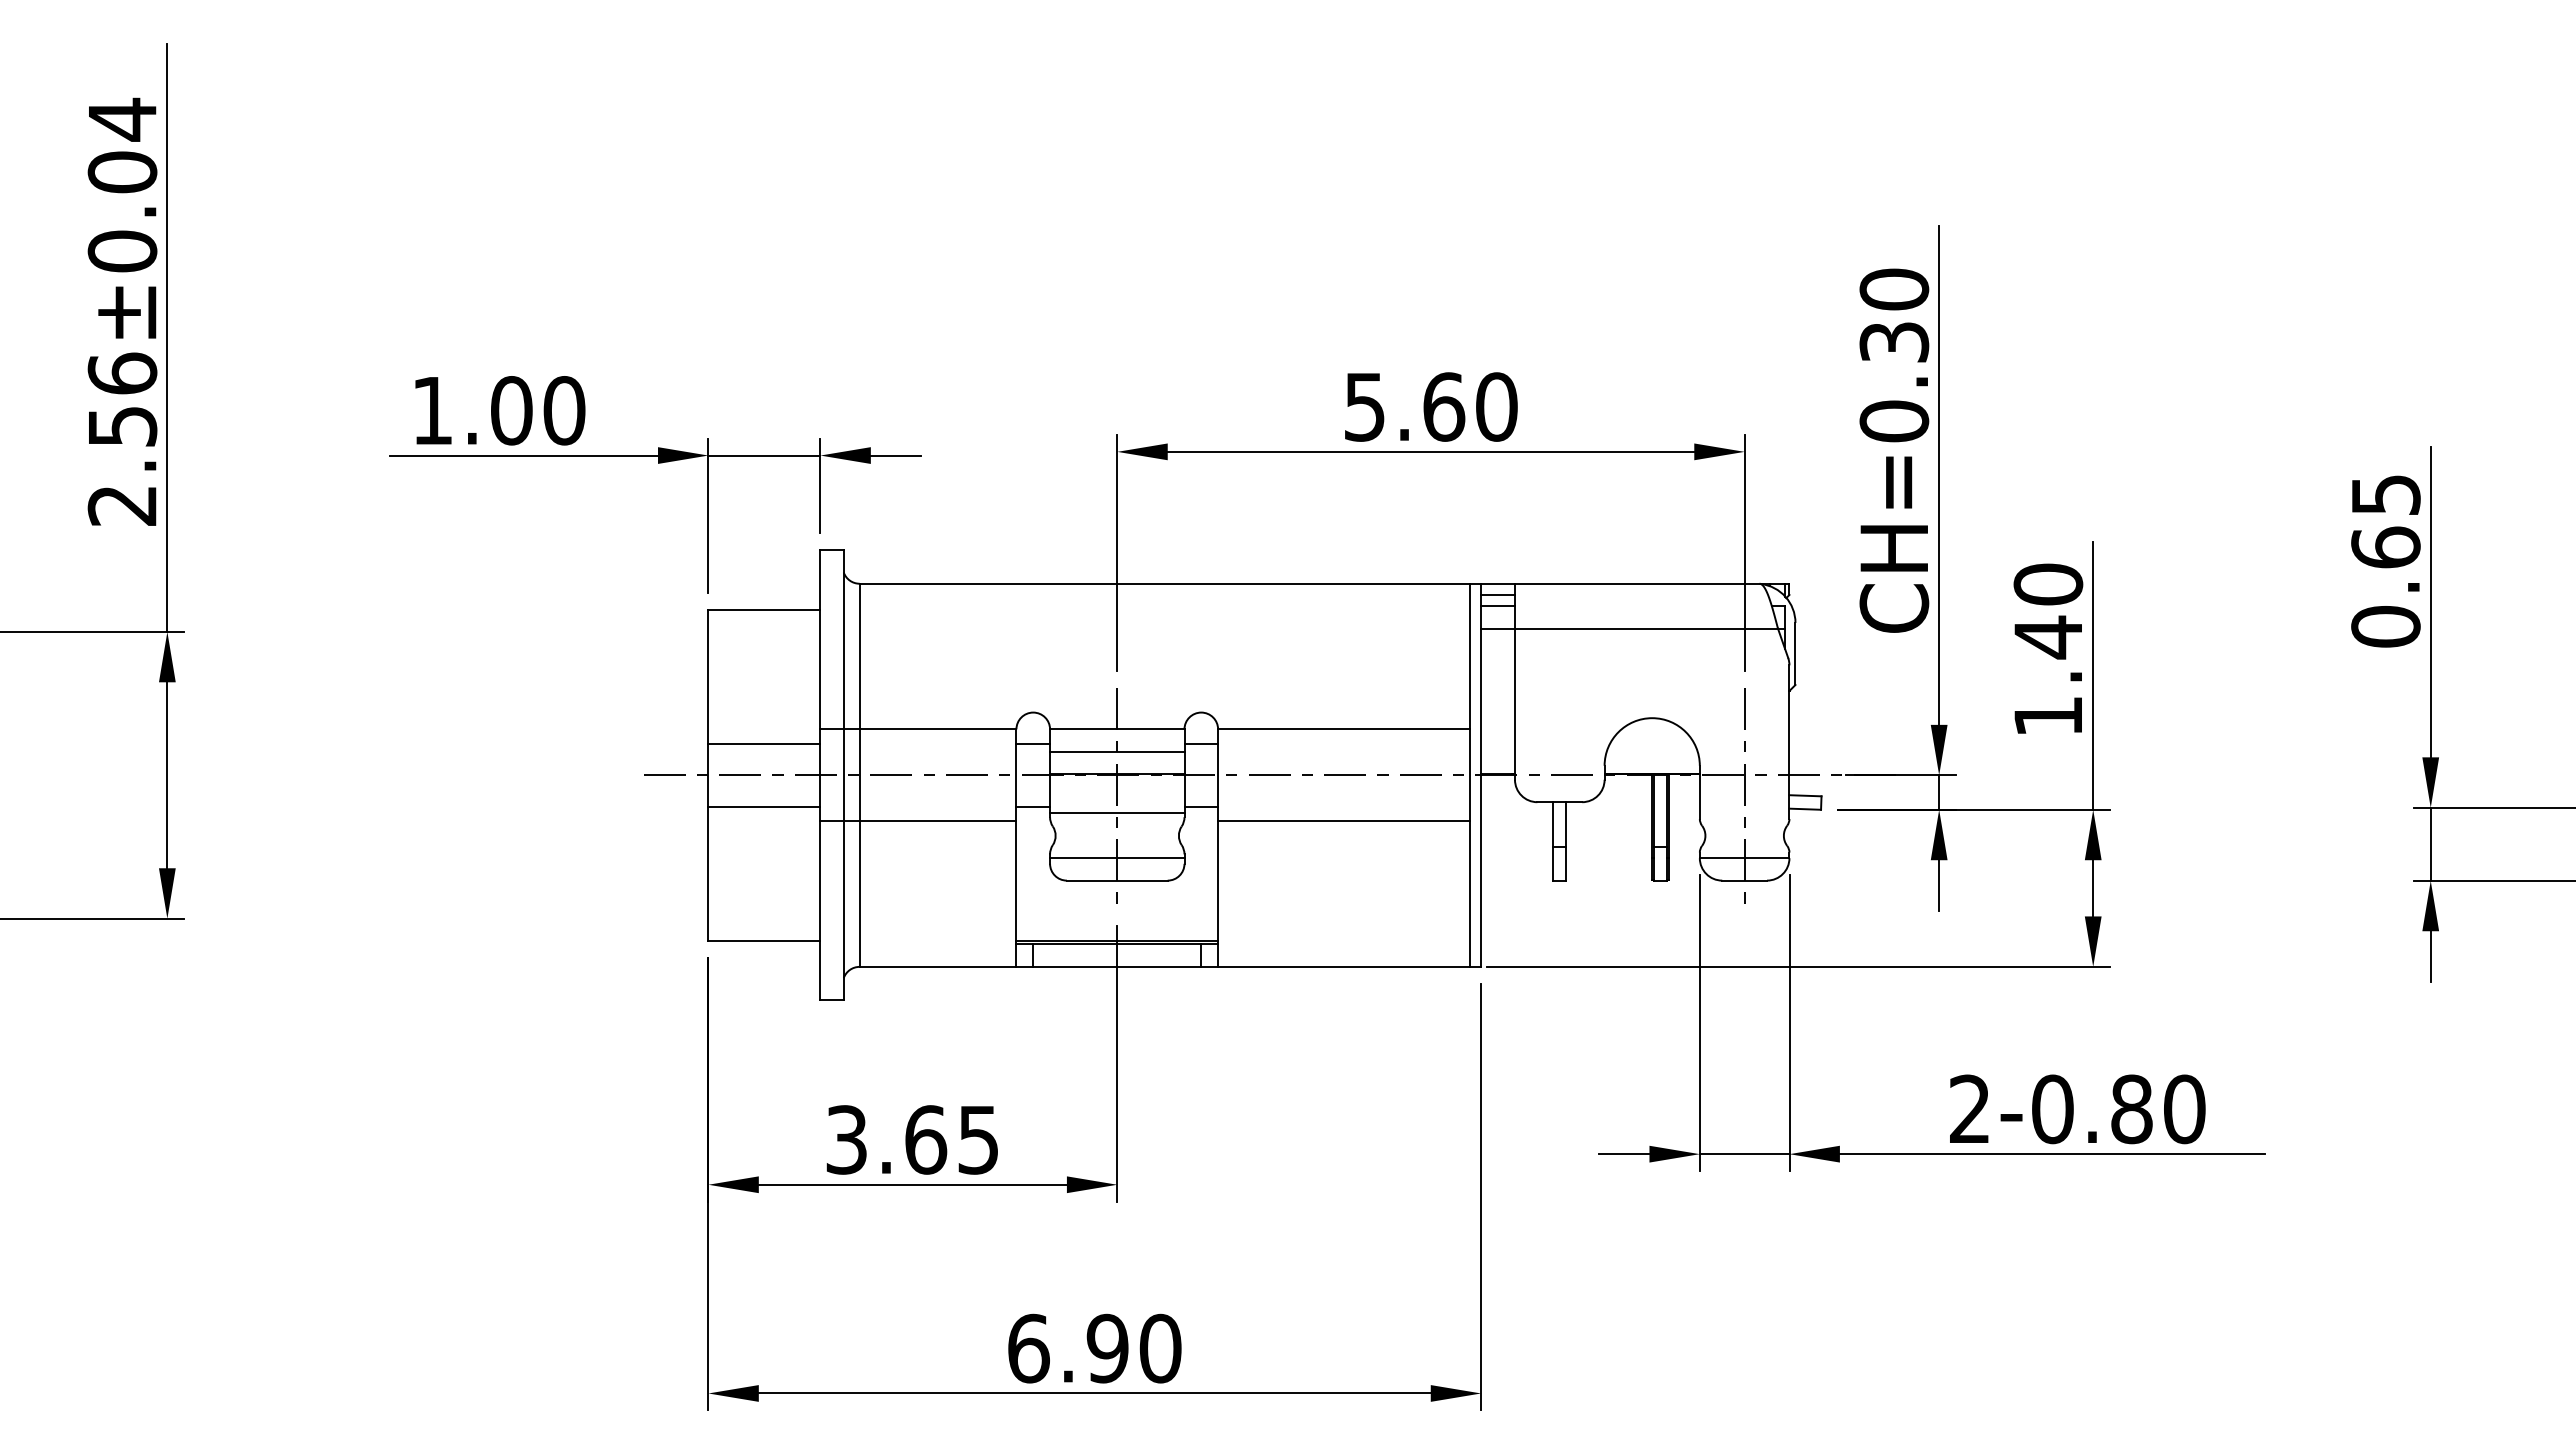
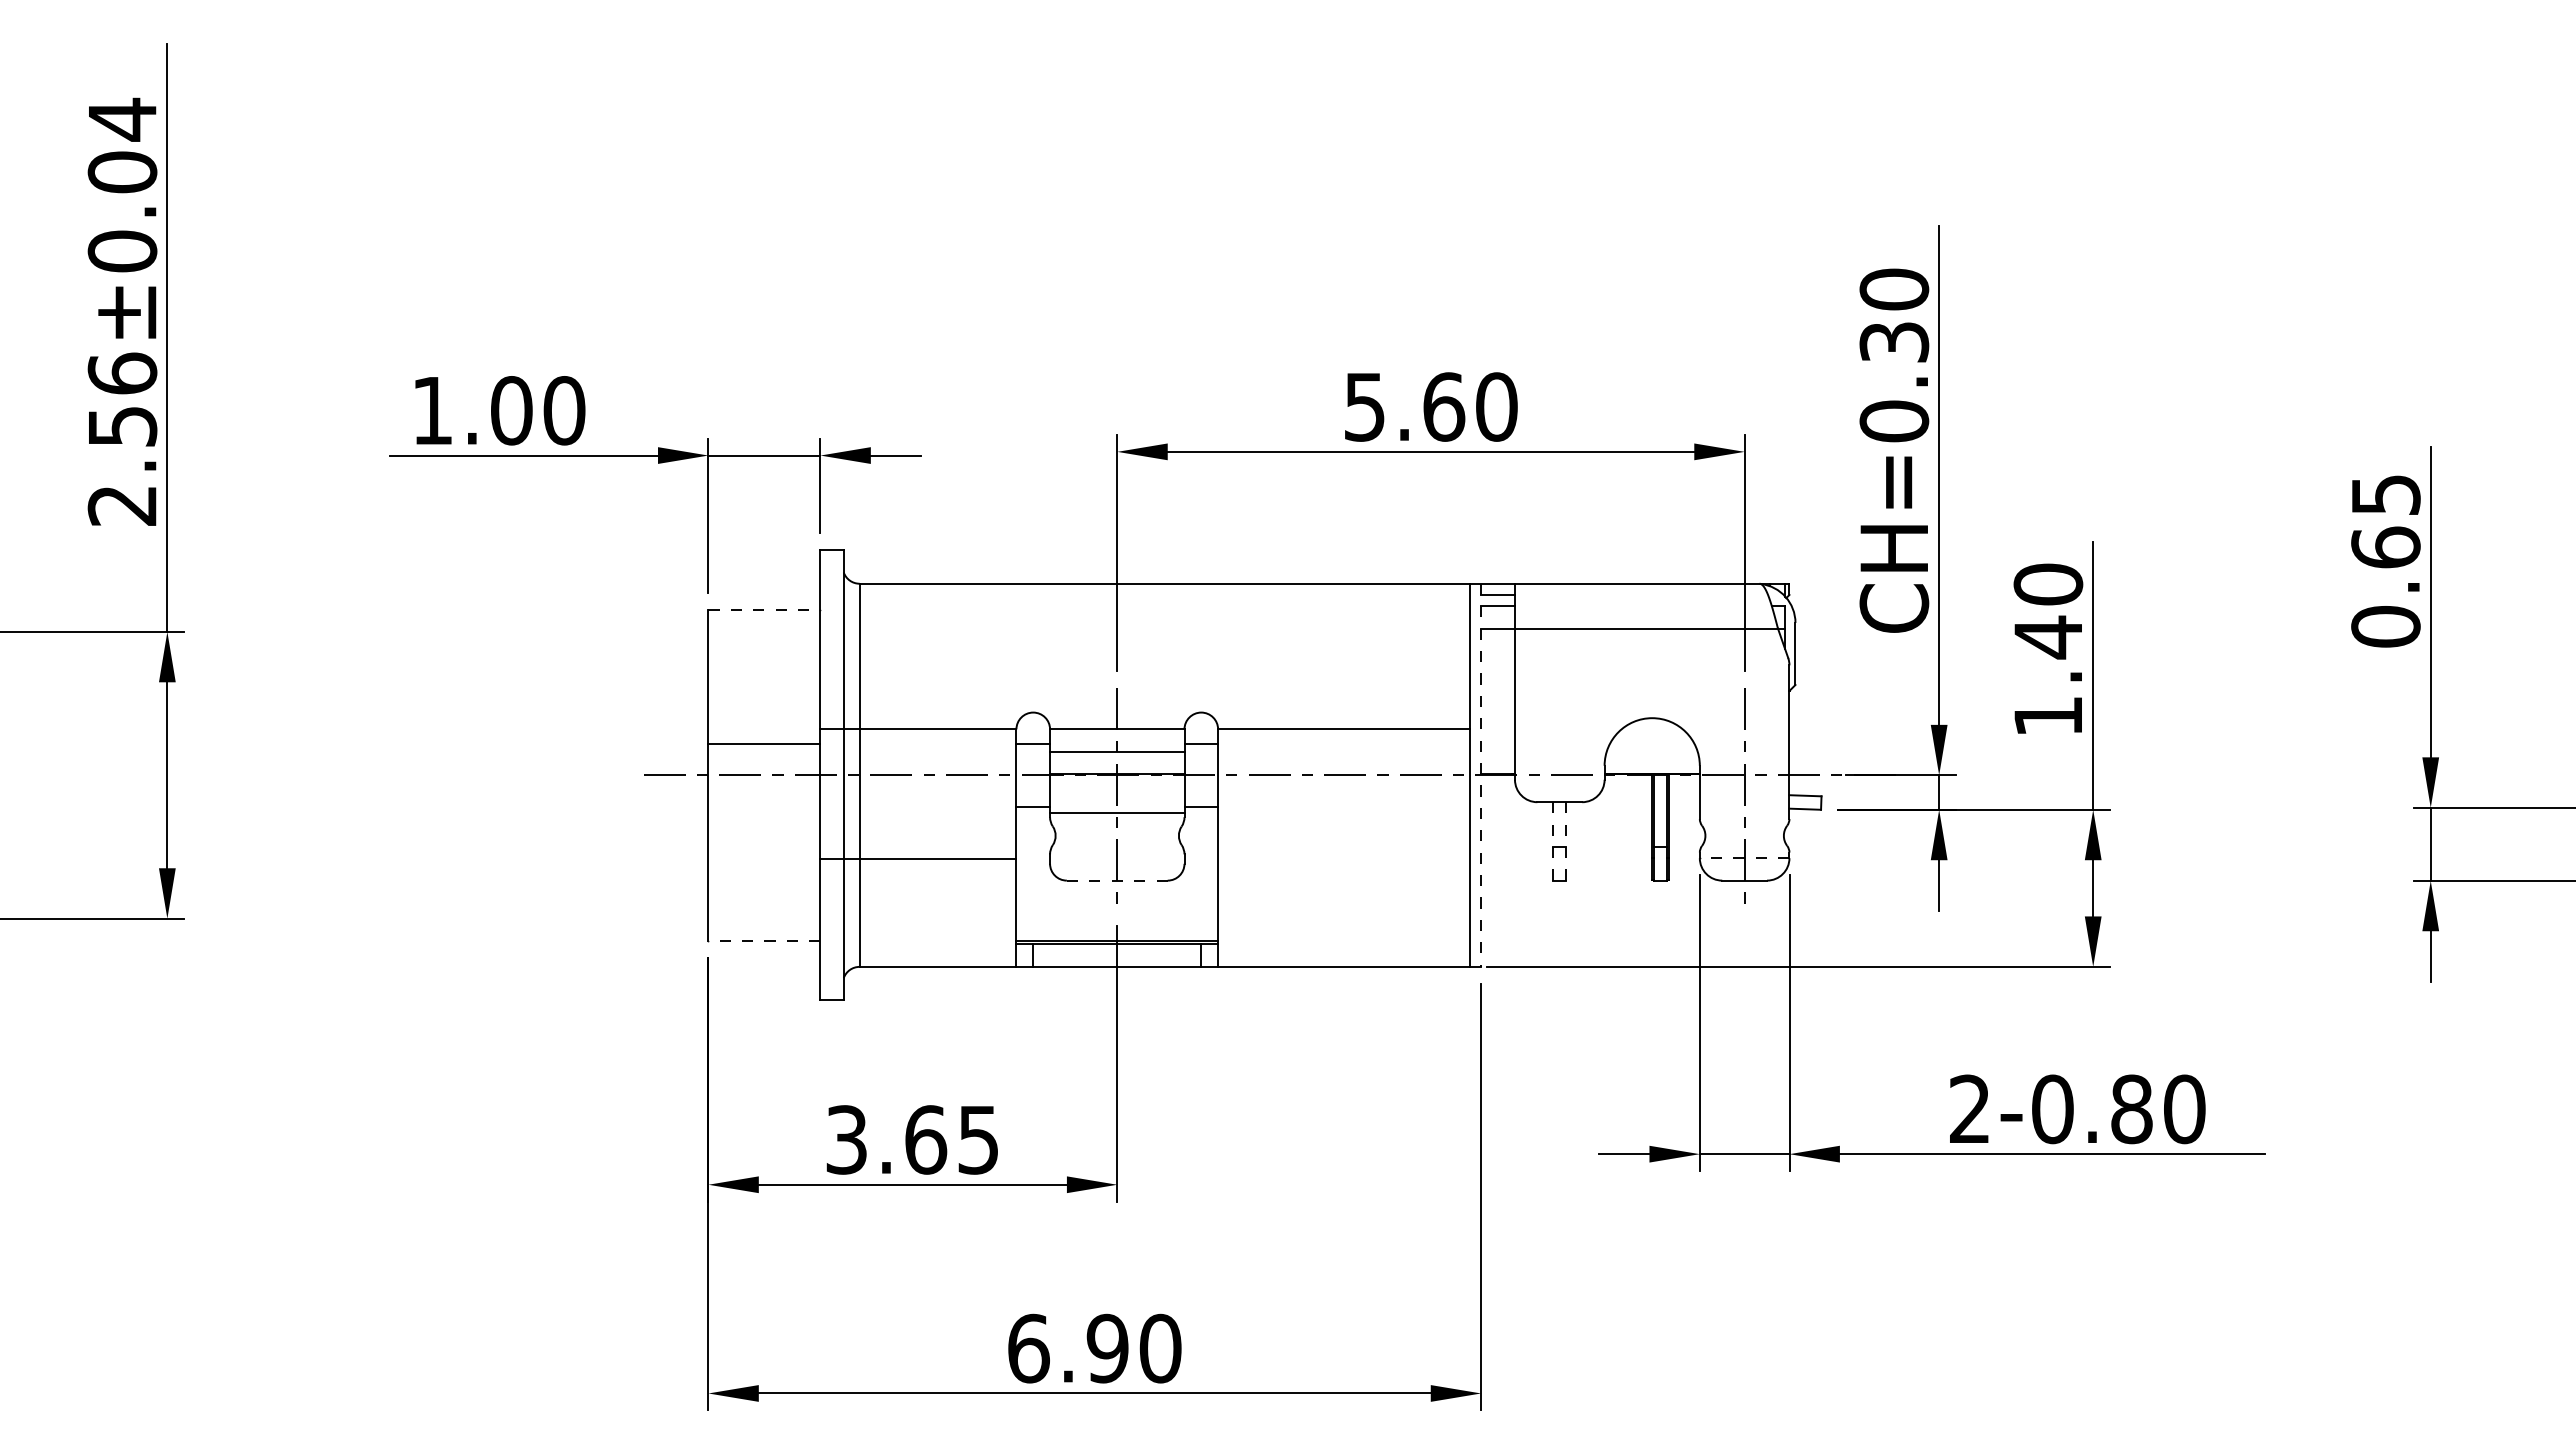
line: solid -> dashed (764, 609)
line: solid -> dashed (1481, 775)
line: present -> none (764, 806)
line position: (918, 821) -> (918, 859) (918, 859)
line: present -> none (1344, 821)
line: solid -> dashed (1553, 841)
line: solid -> dashed (1566, 841)
line: present -> none (1117, 858)
line: solid -> dashed (1744, 858)
line: solid -> dashed (1117, 880)
line: solid -> dashed (763, 941)
